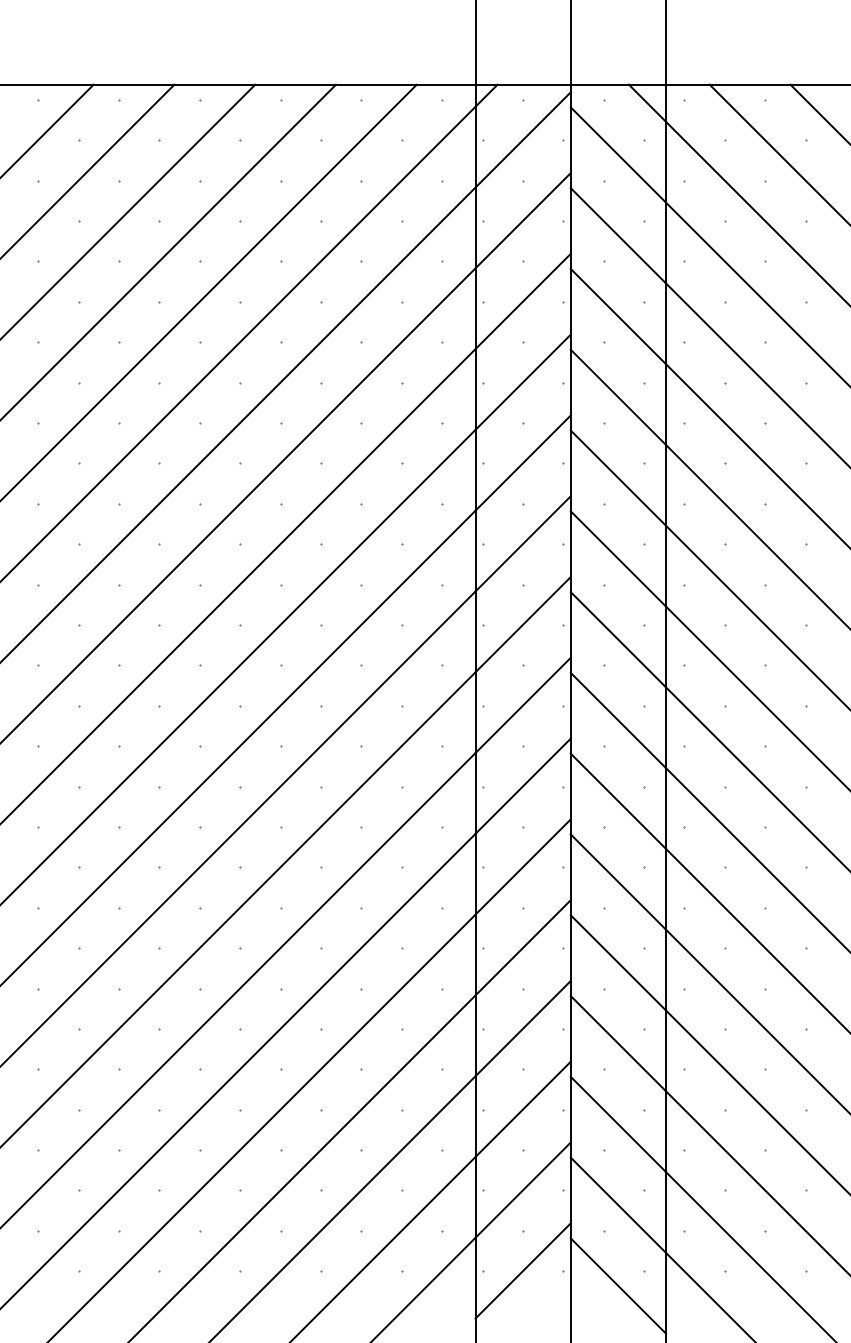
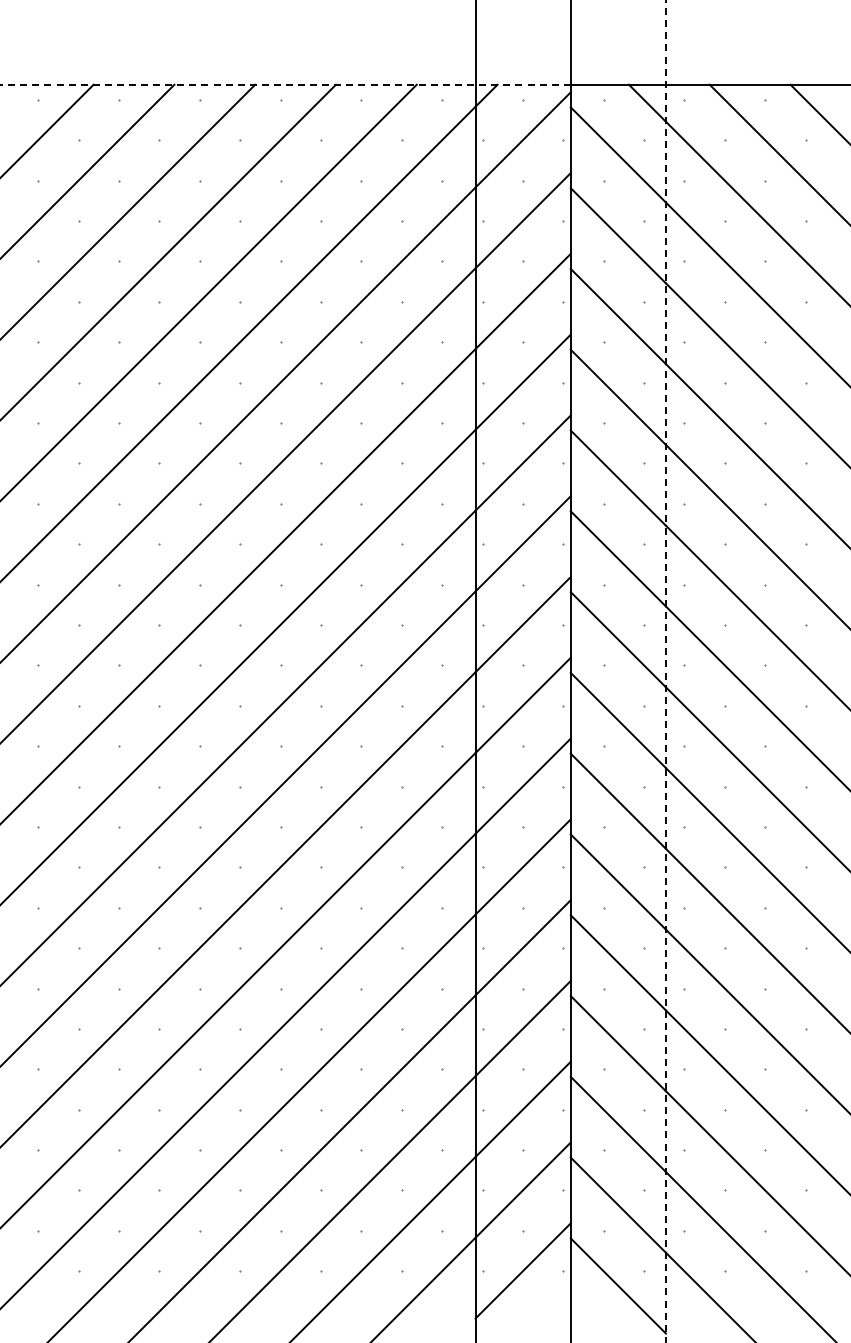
line: solid -> dashed (285, 84)
line: solid -> dashed (665, 671)
